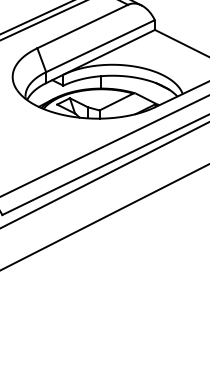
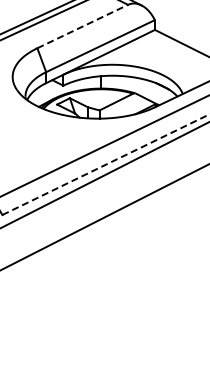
line: solid -> dashed (83, 26)
line: solid -> dashed (106, 164)
